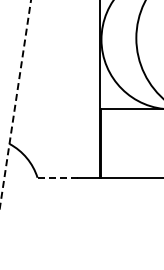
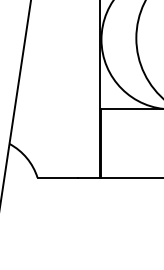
line: dashed -> solid (15, 102)
line: dashed -> solid (57, 177)
